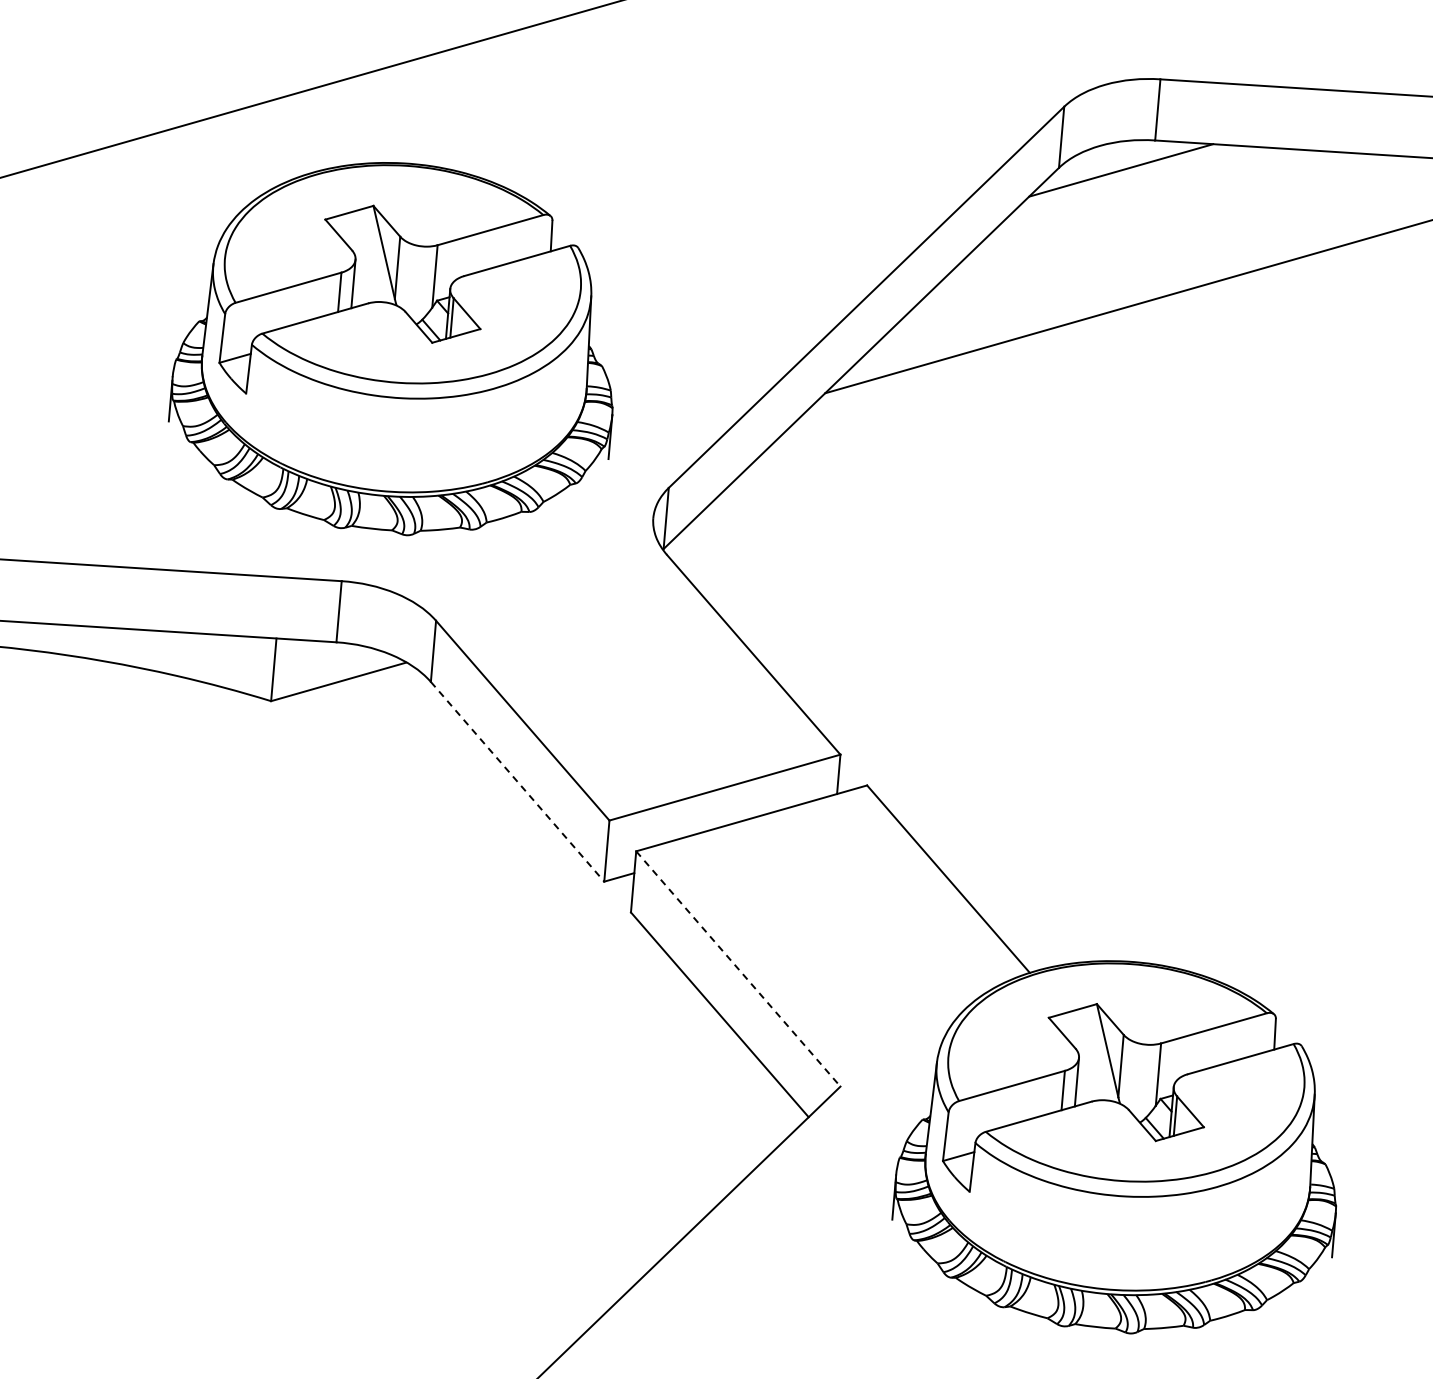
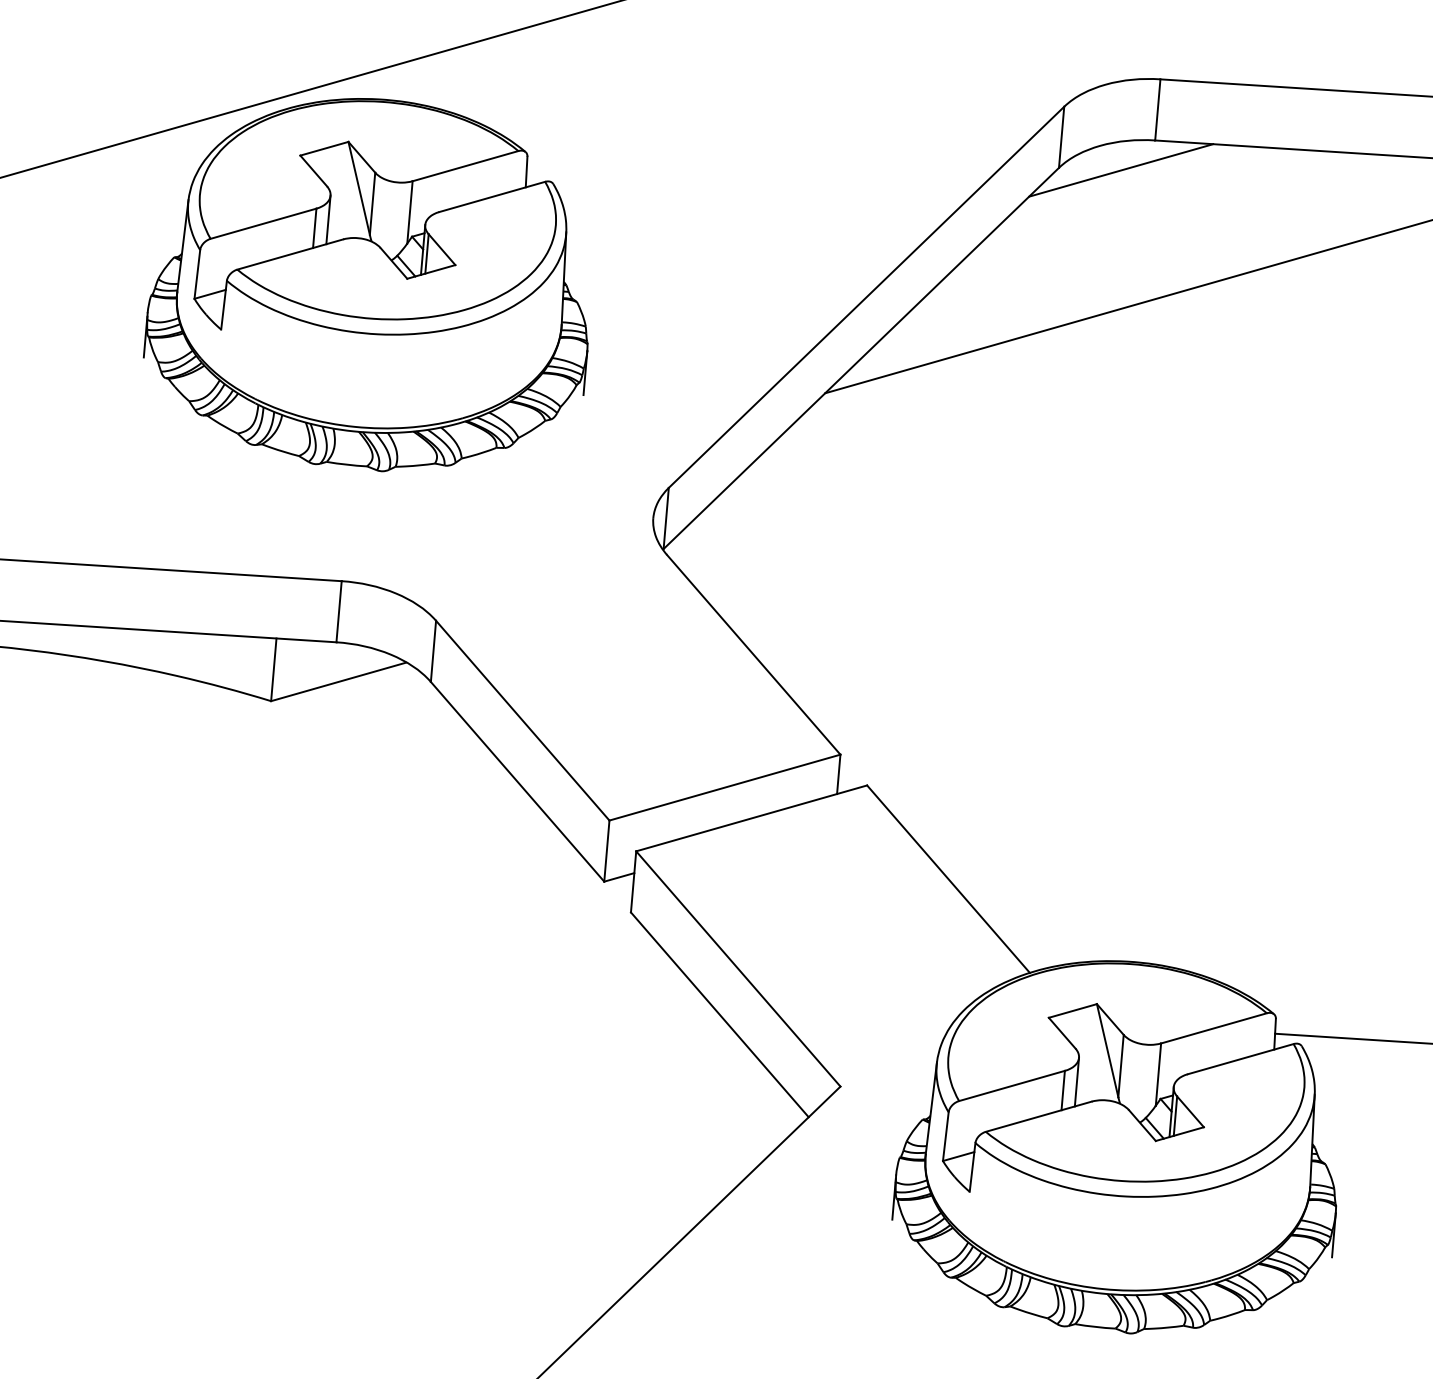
part position: (390, 349) -> (365, 285) (365, 285)
line: dashed -> solid (517, 782)
line: dashed -> solid (738, 968)
line: none -> present (1352, 1038)
